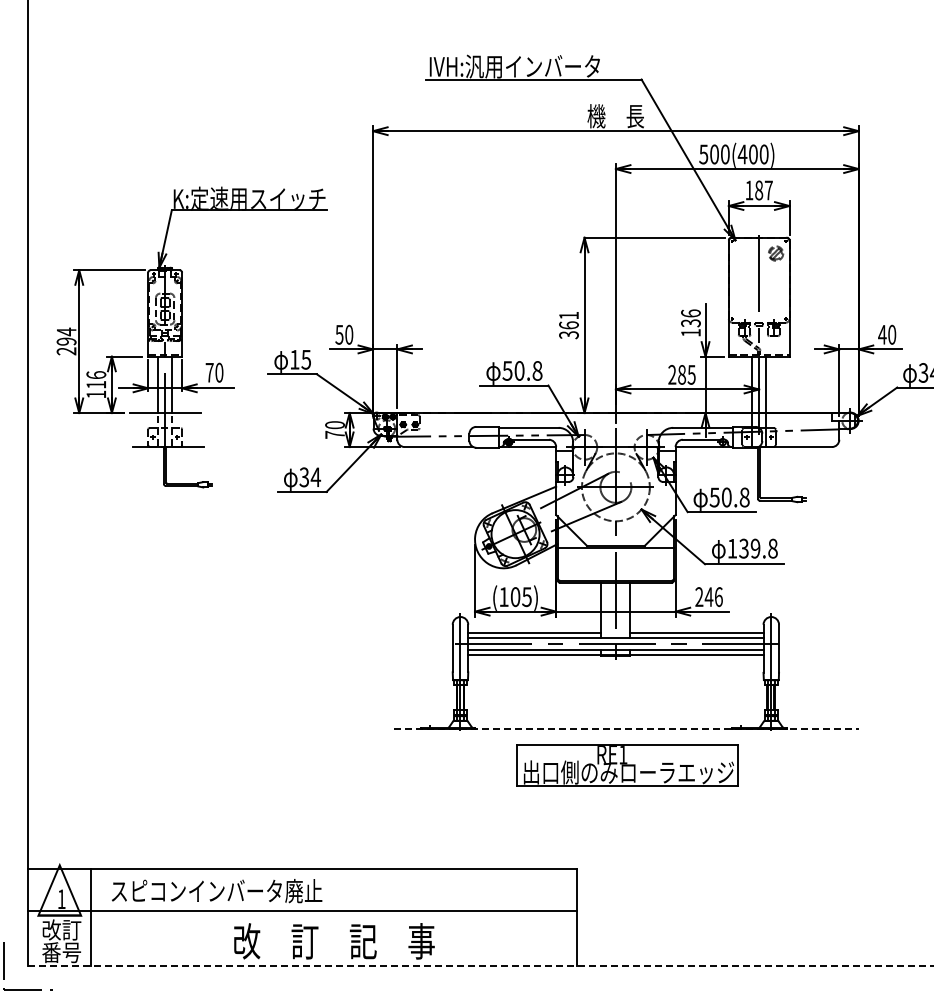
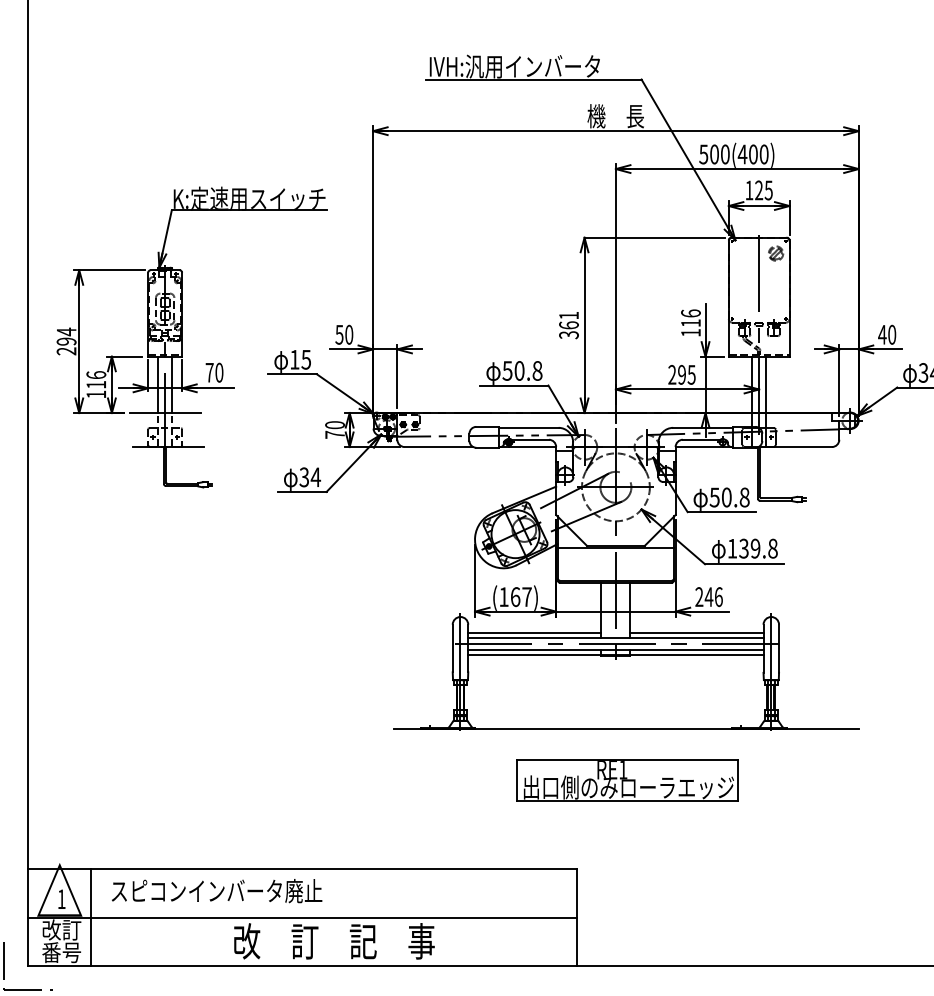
text: 187 -> 125 (763, 190)
text: 136 -> 116 (690, 323)
text: 285 -> 295 (682, 374)
text: (105) -> (167) (520, 597)
line: dashed -> solid (626, 728)
part position: (627, 765) -> (627, 780) (627, 780)
line position: (302, 910) -> (302, 917) (302, 917)
line: dashed -> solid (481, 966)
